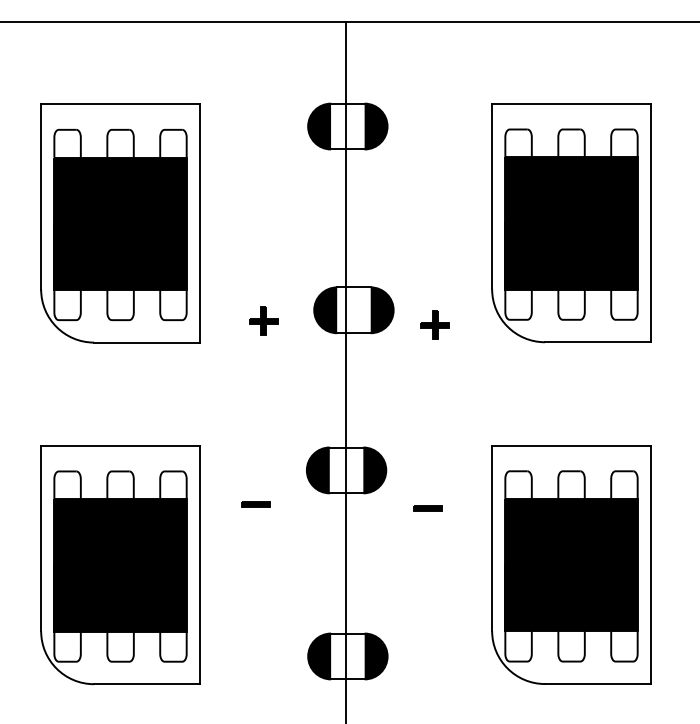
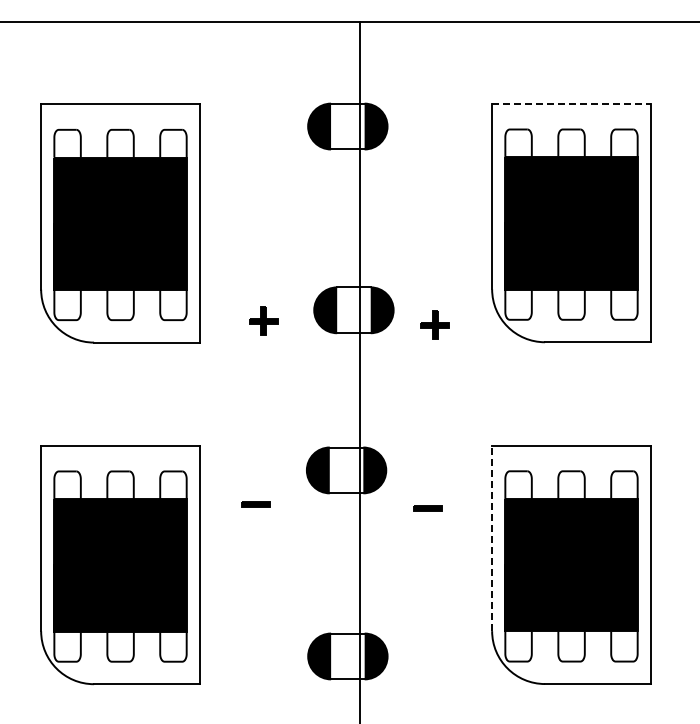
line: solid -> dashed (572, 104)
line position: (346, 370) -> (360, 370) (360, 370)
line: solid -> dashed (492, 538)
